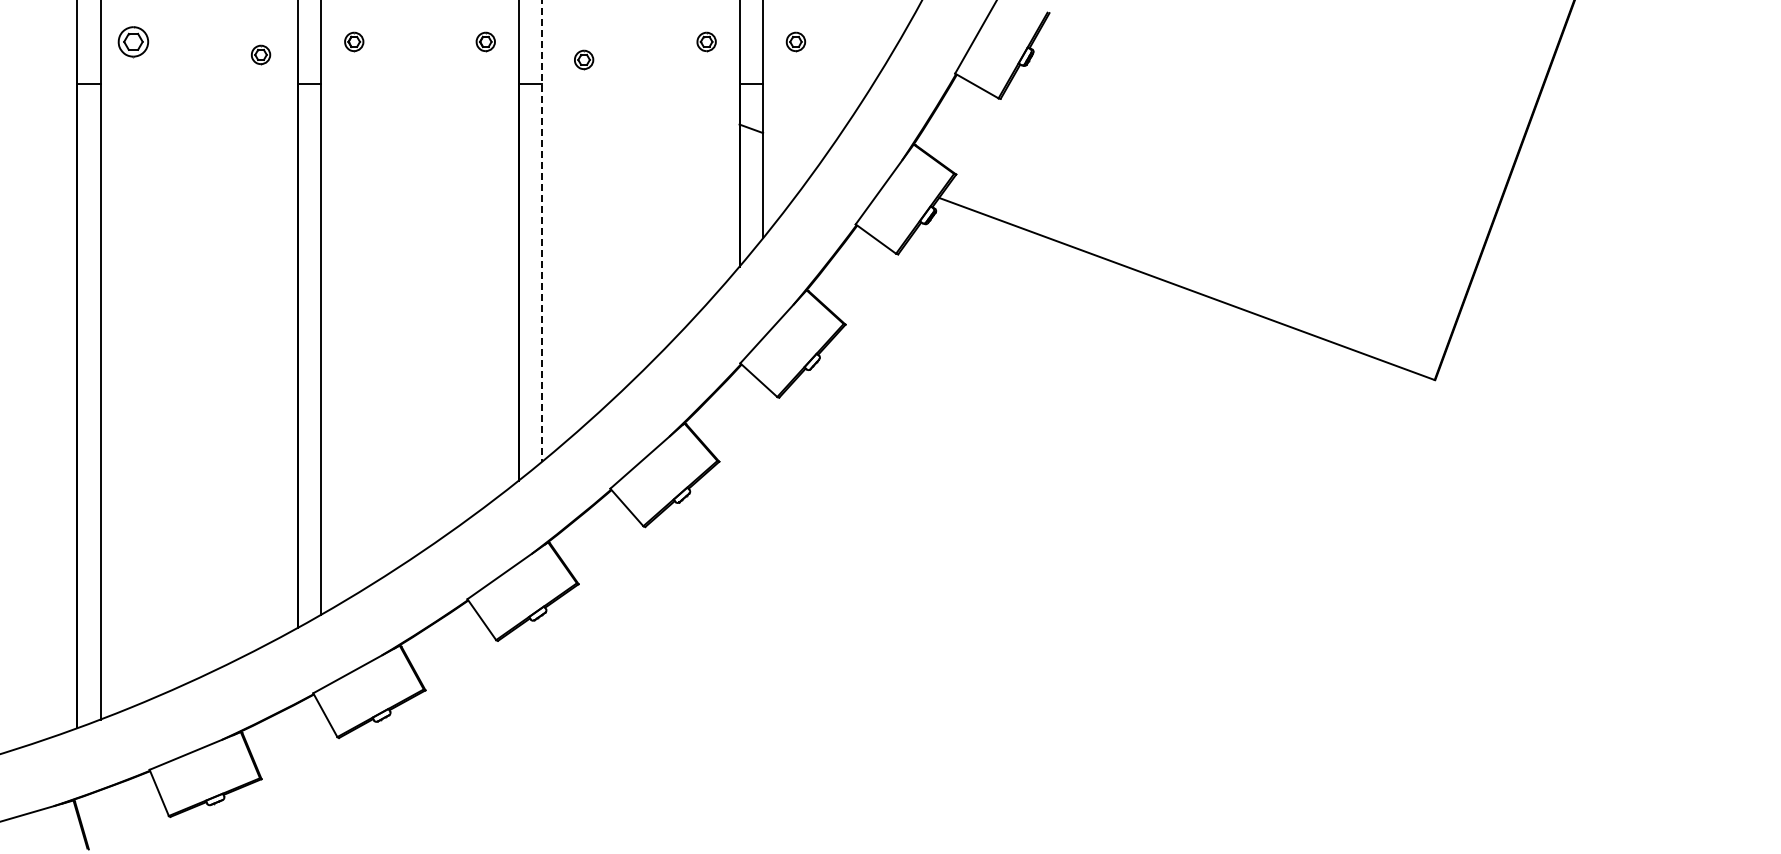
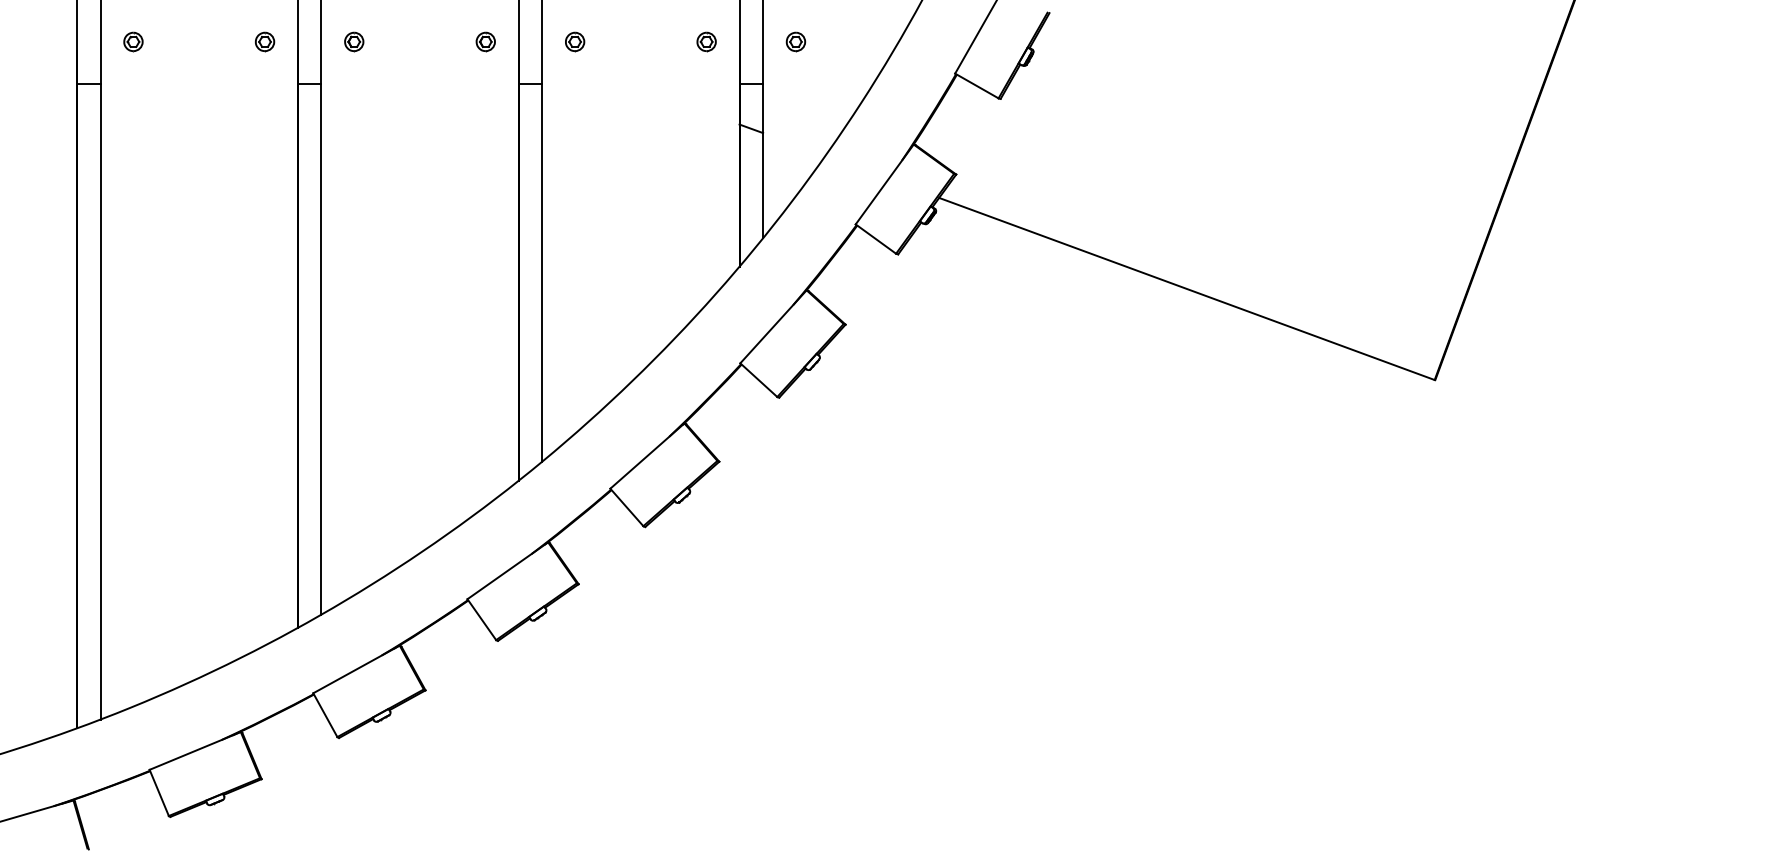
part size: 33x33 px -> 21x22 px (133, 41)
part position: (261, 54) -> (265, 41) (265, 41)
part position: (584, 59) -> (575, 41) (575, 41)
line: dashed -> solid (542, 231)
